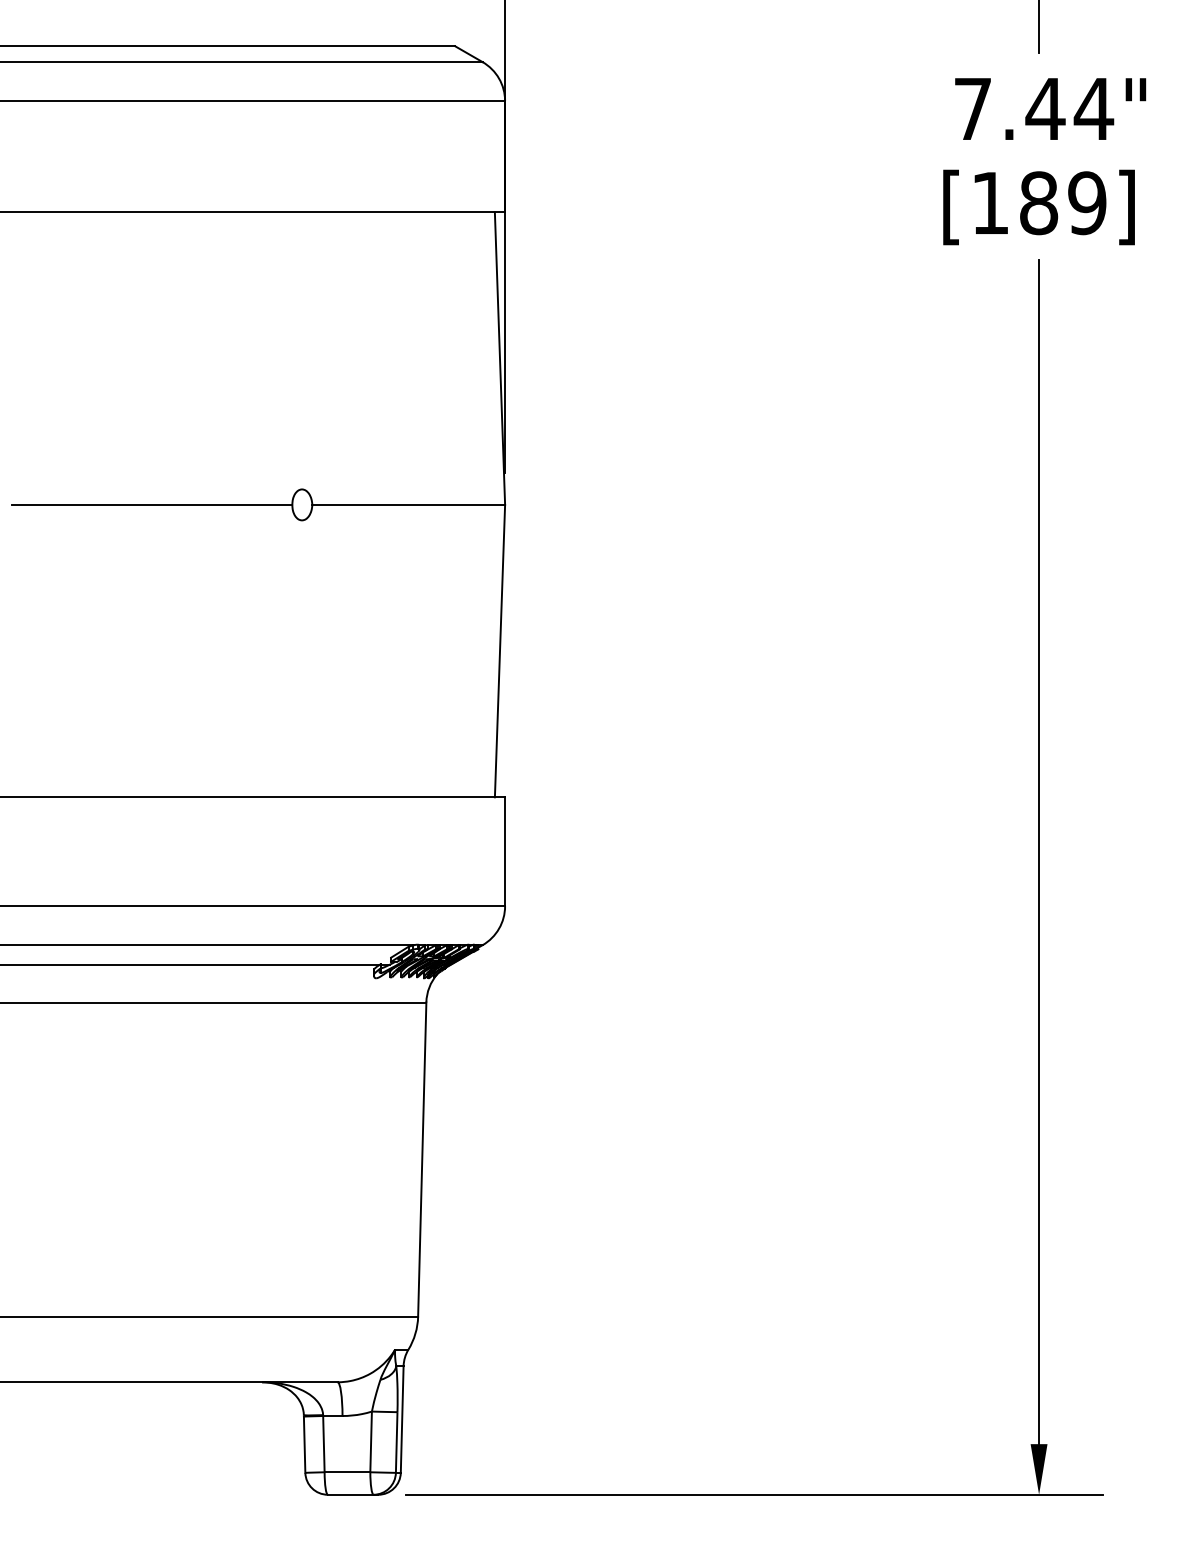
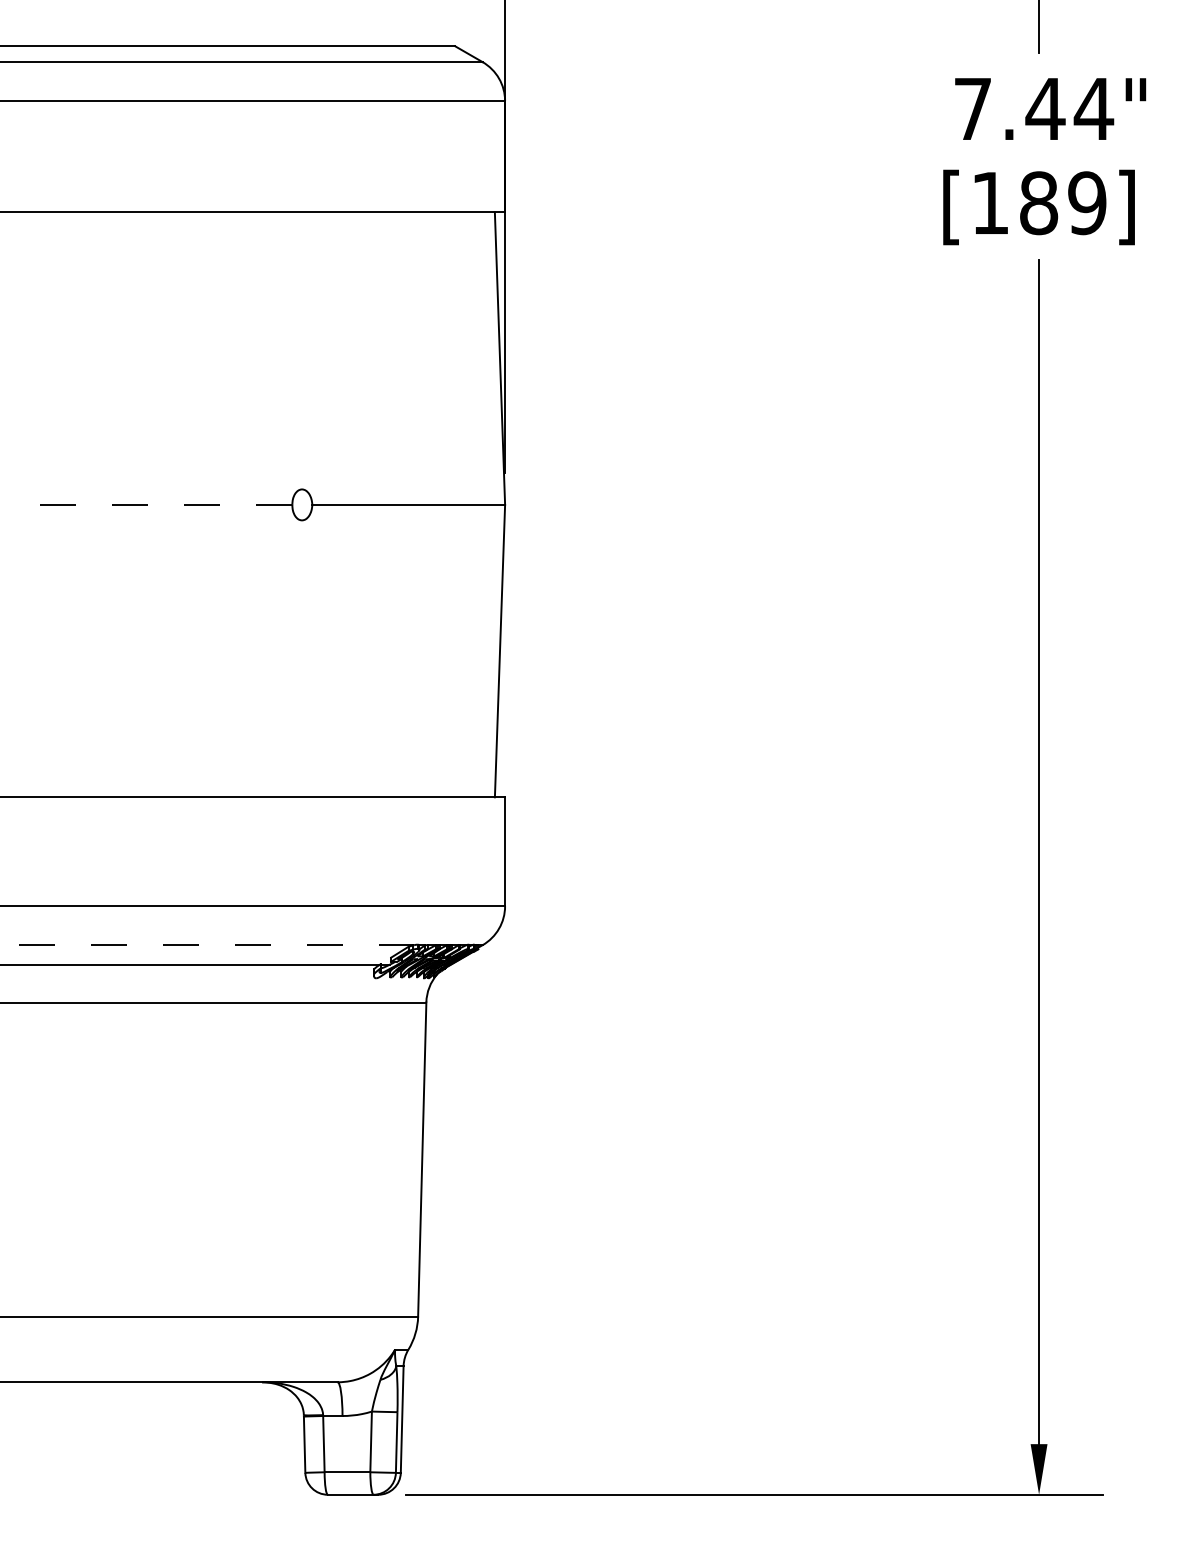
line: solid -> dashed (151, 504)
line: solid -> dashed (207, 945)
